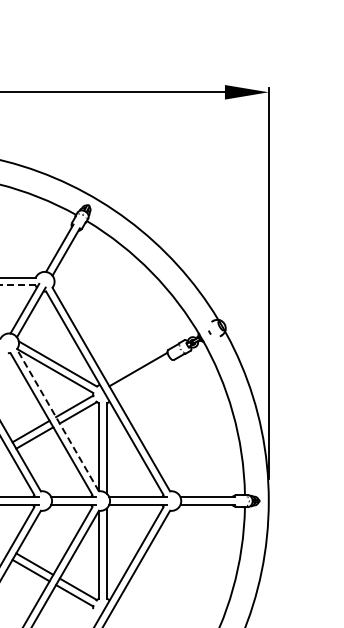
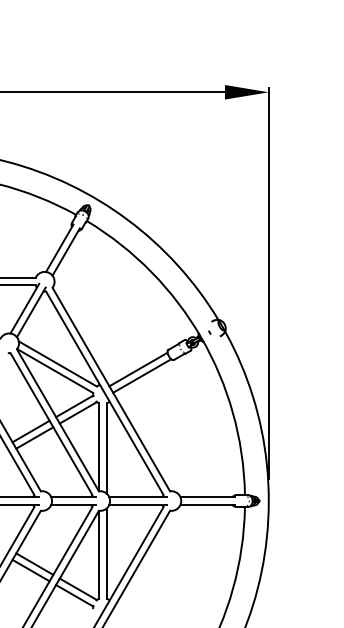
line: dashed -> solid (17, 285)
line: none -> present (142, 375)
line: dashed -> solid (57, 420)
